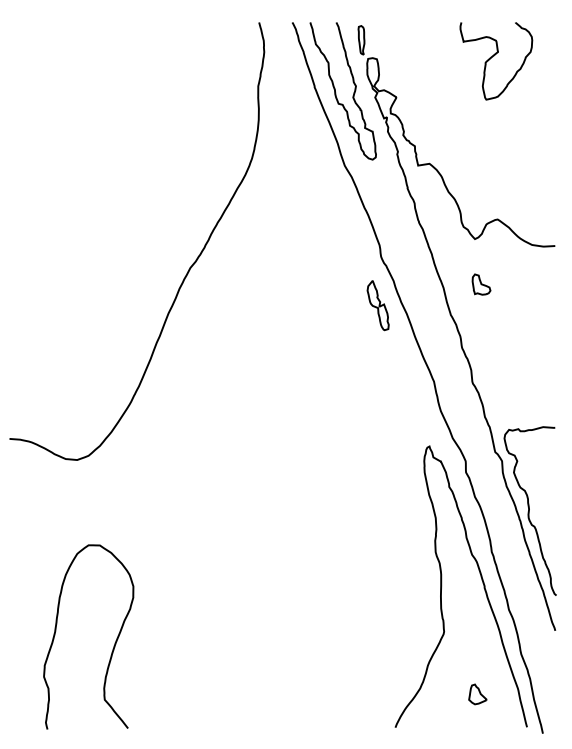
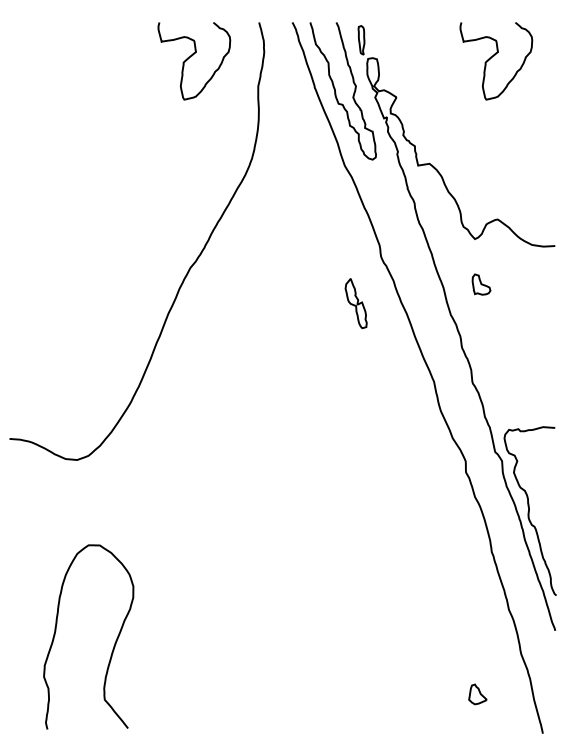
curve: none -> present (192, 56)
part position: (377, 305) -> (355, 303) (355, 303)
curve: present -> none (442, 586)
